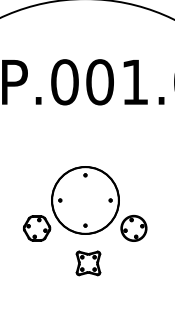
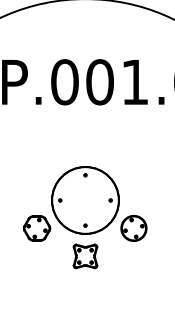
part position: (88, 263) -> (85, 256) (85, 256)
